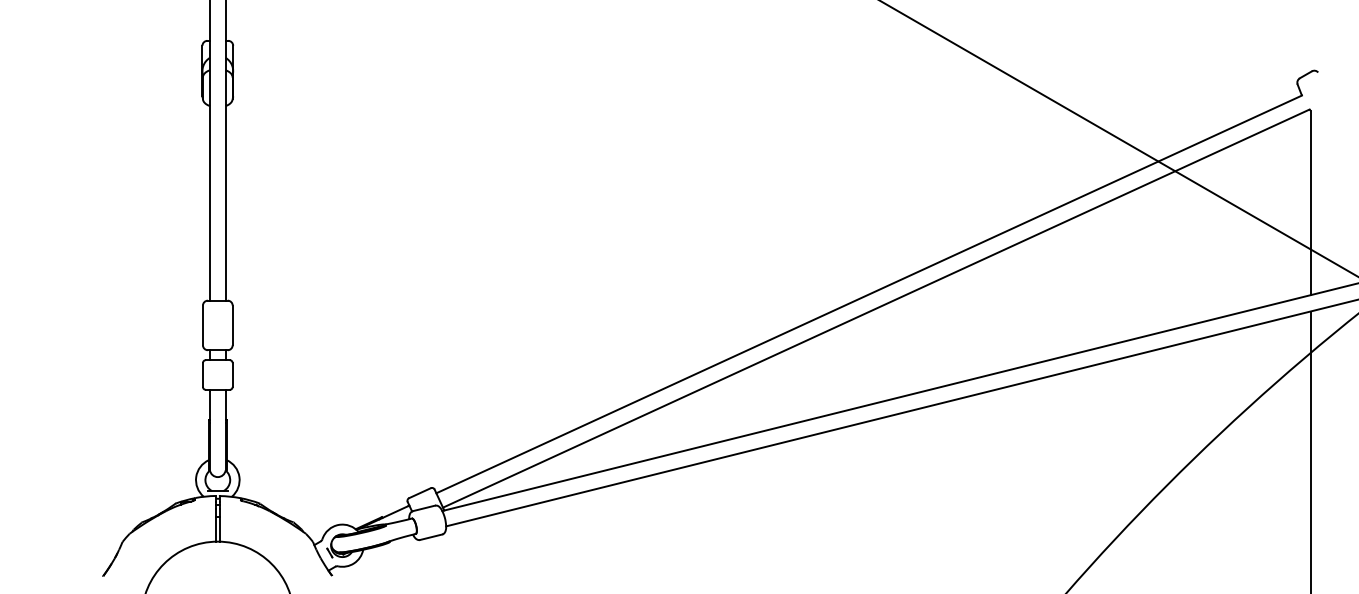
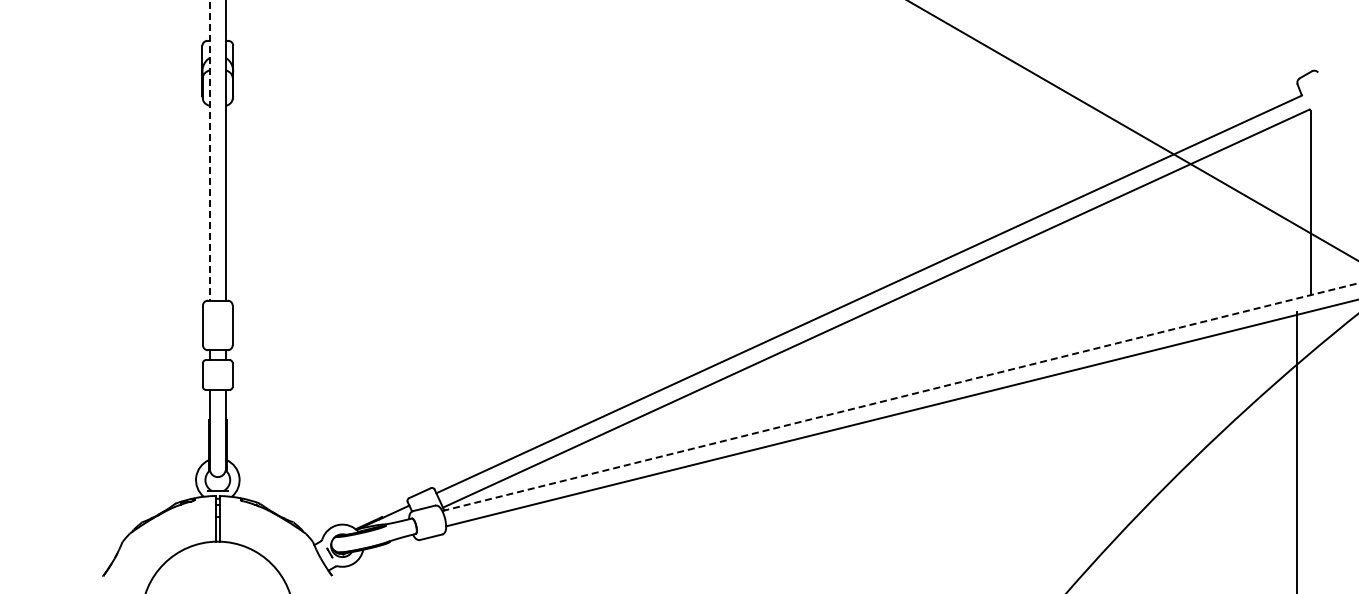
line position: (1118, 138) -> (1132, 130) (1132, 130)
line: solid -> dashed (209, 150)
line: solid -> dashed (900, 397)
line position: (1310, 450) -> (1296, 450) (1296, 450)
